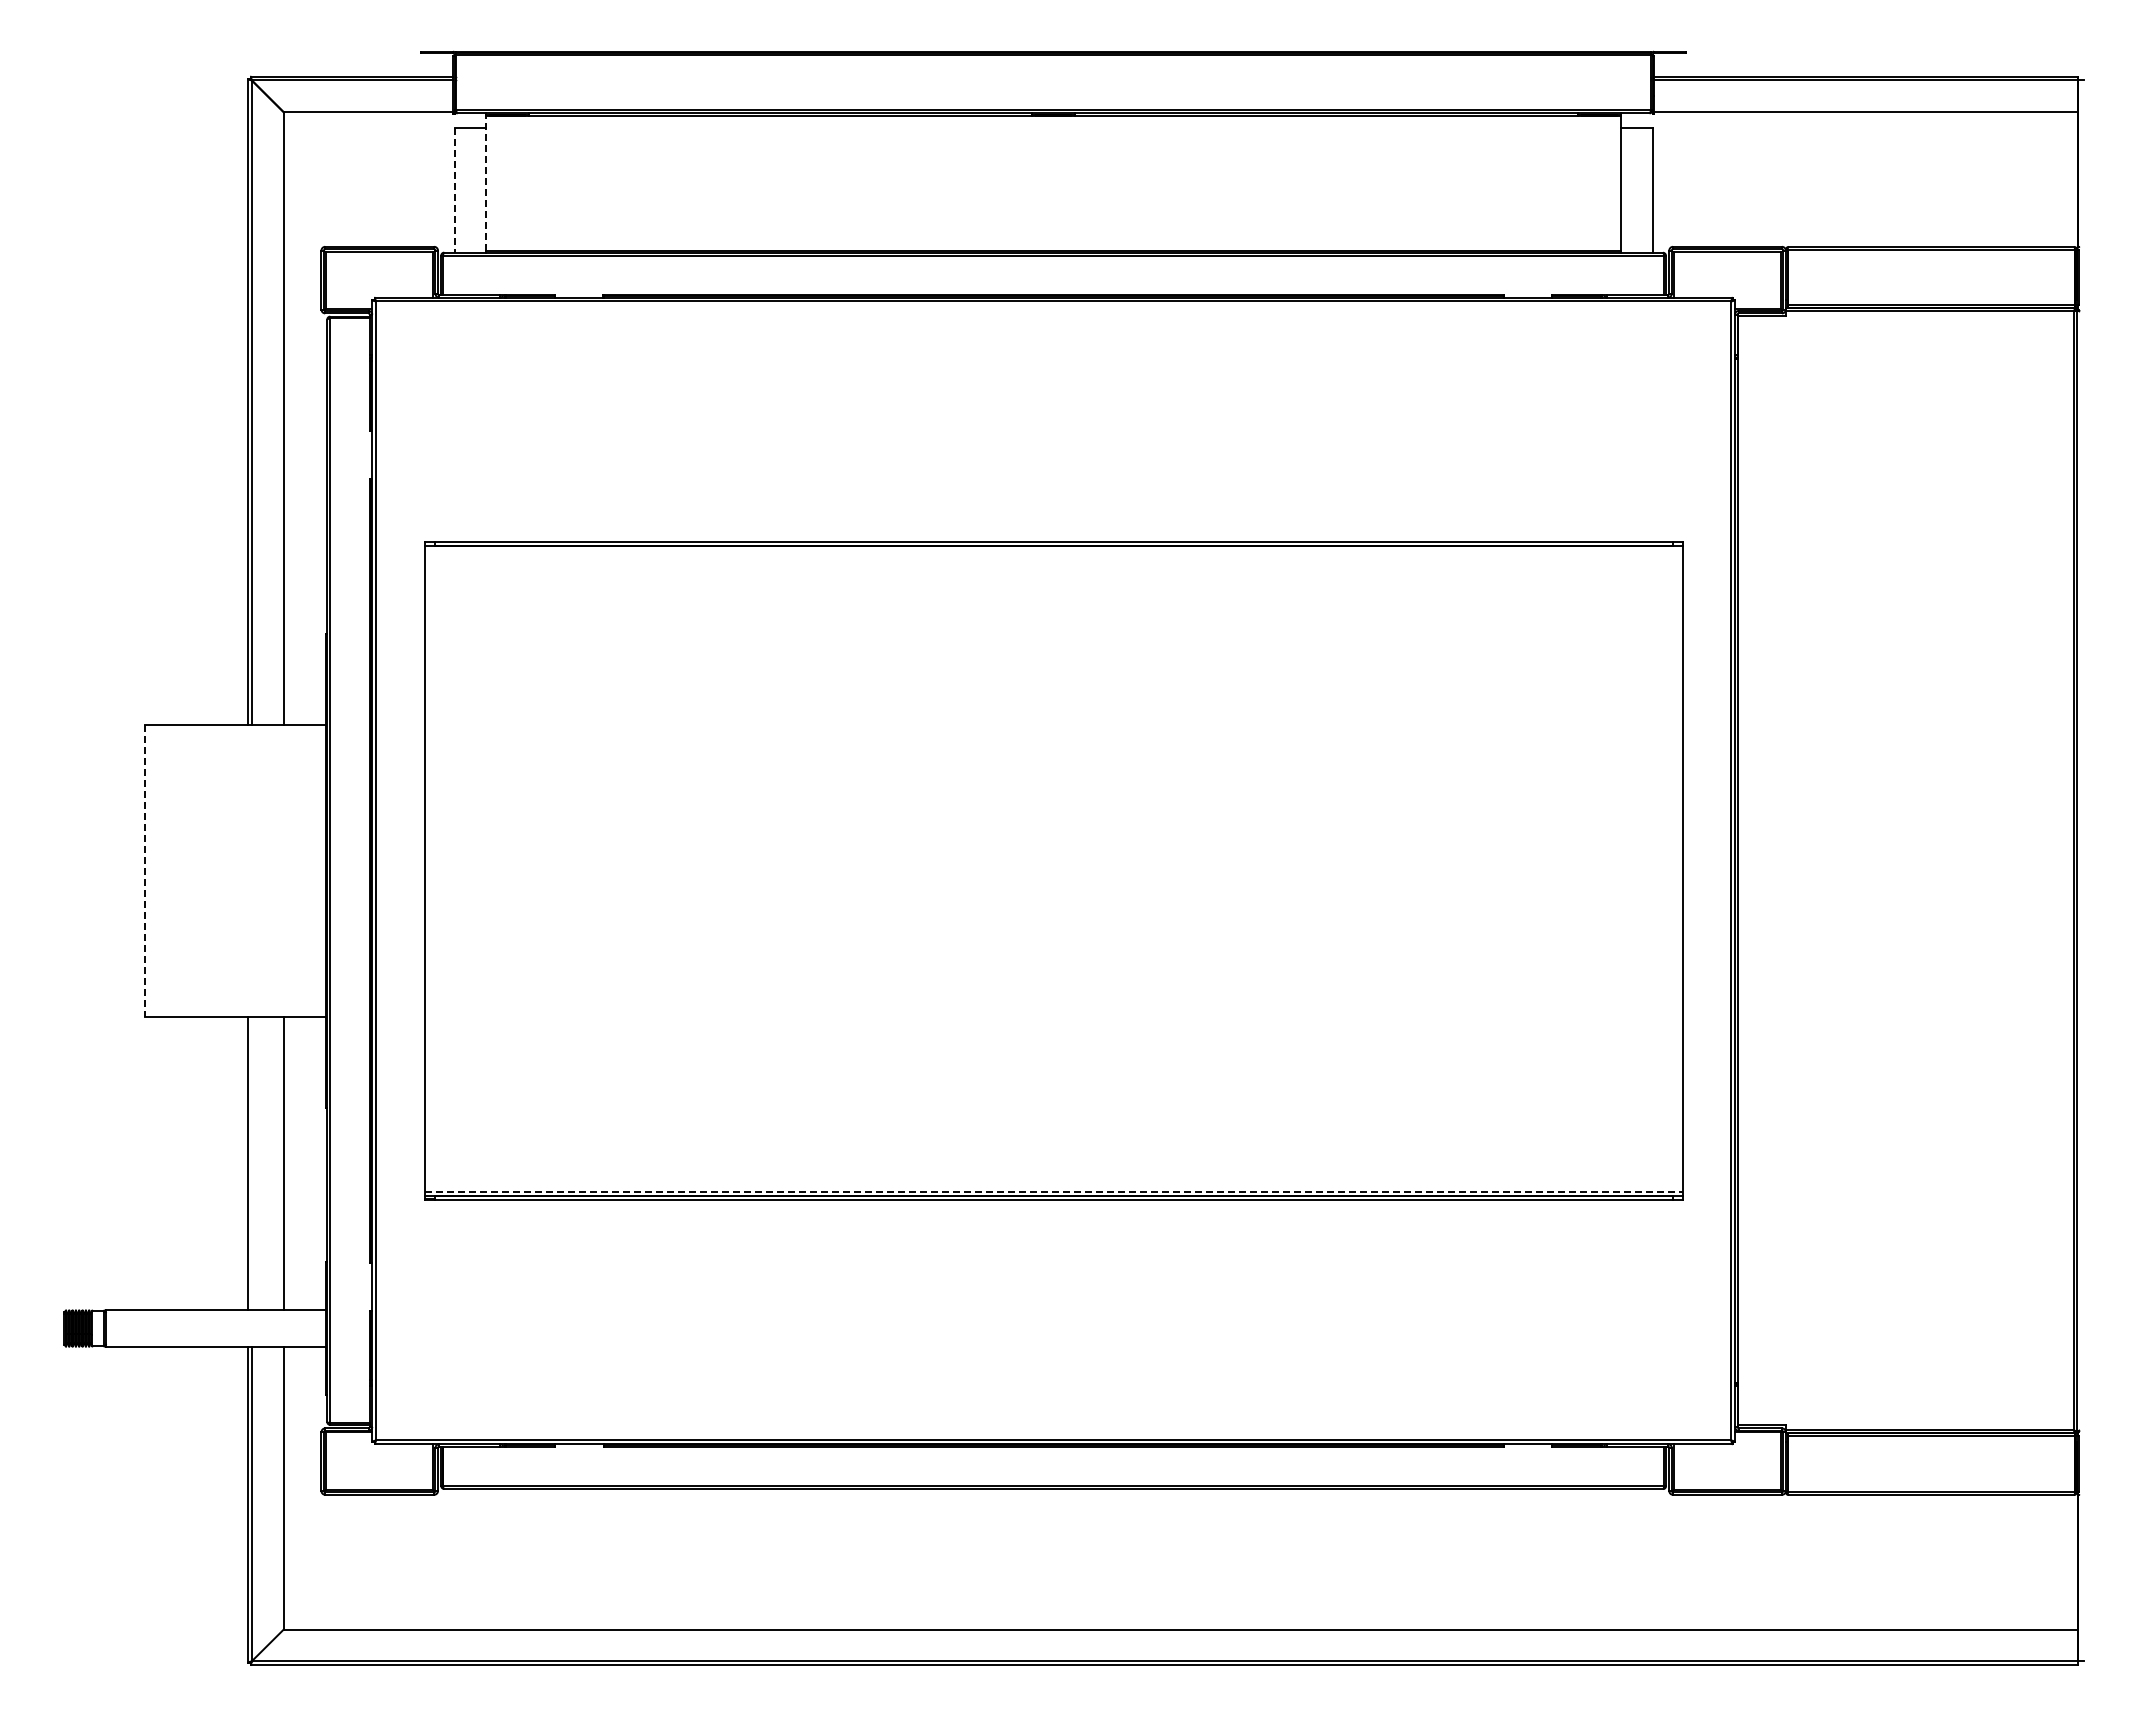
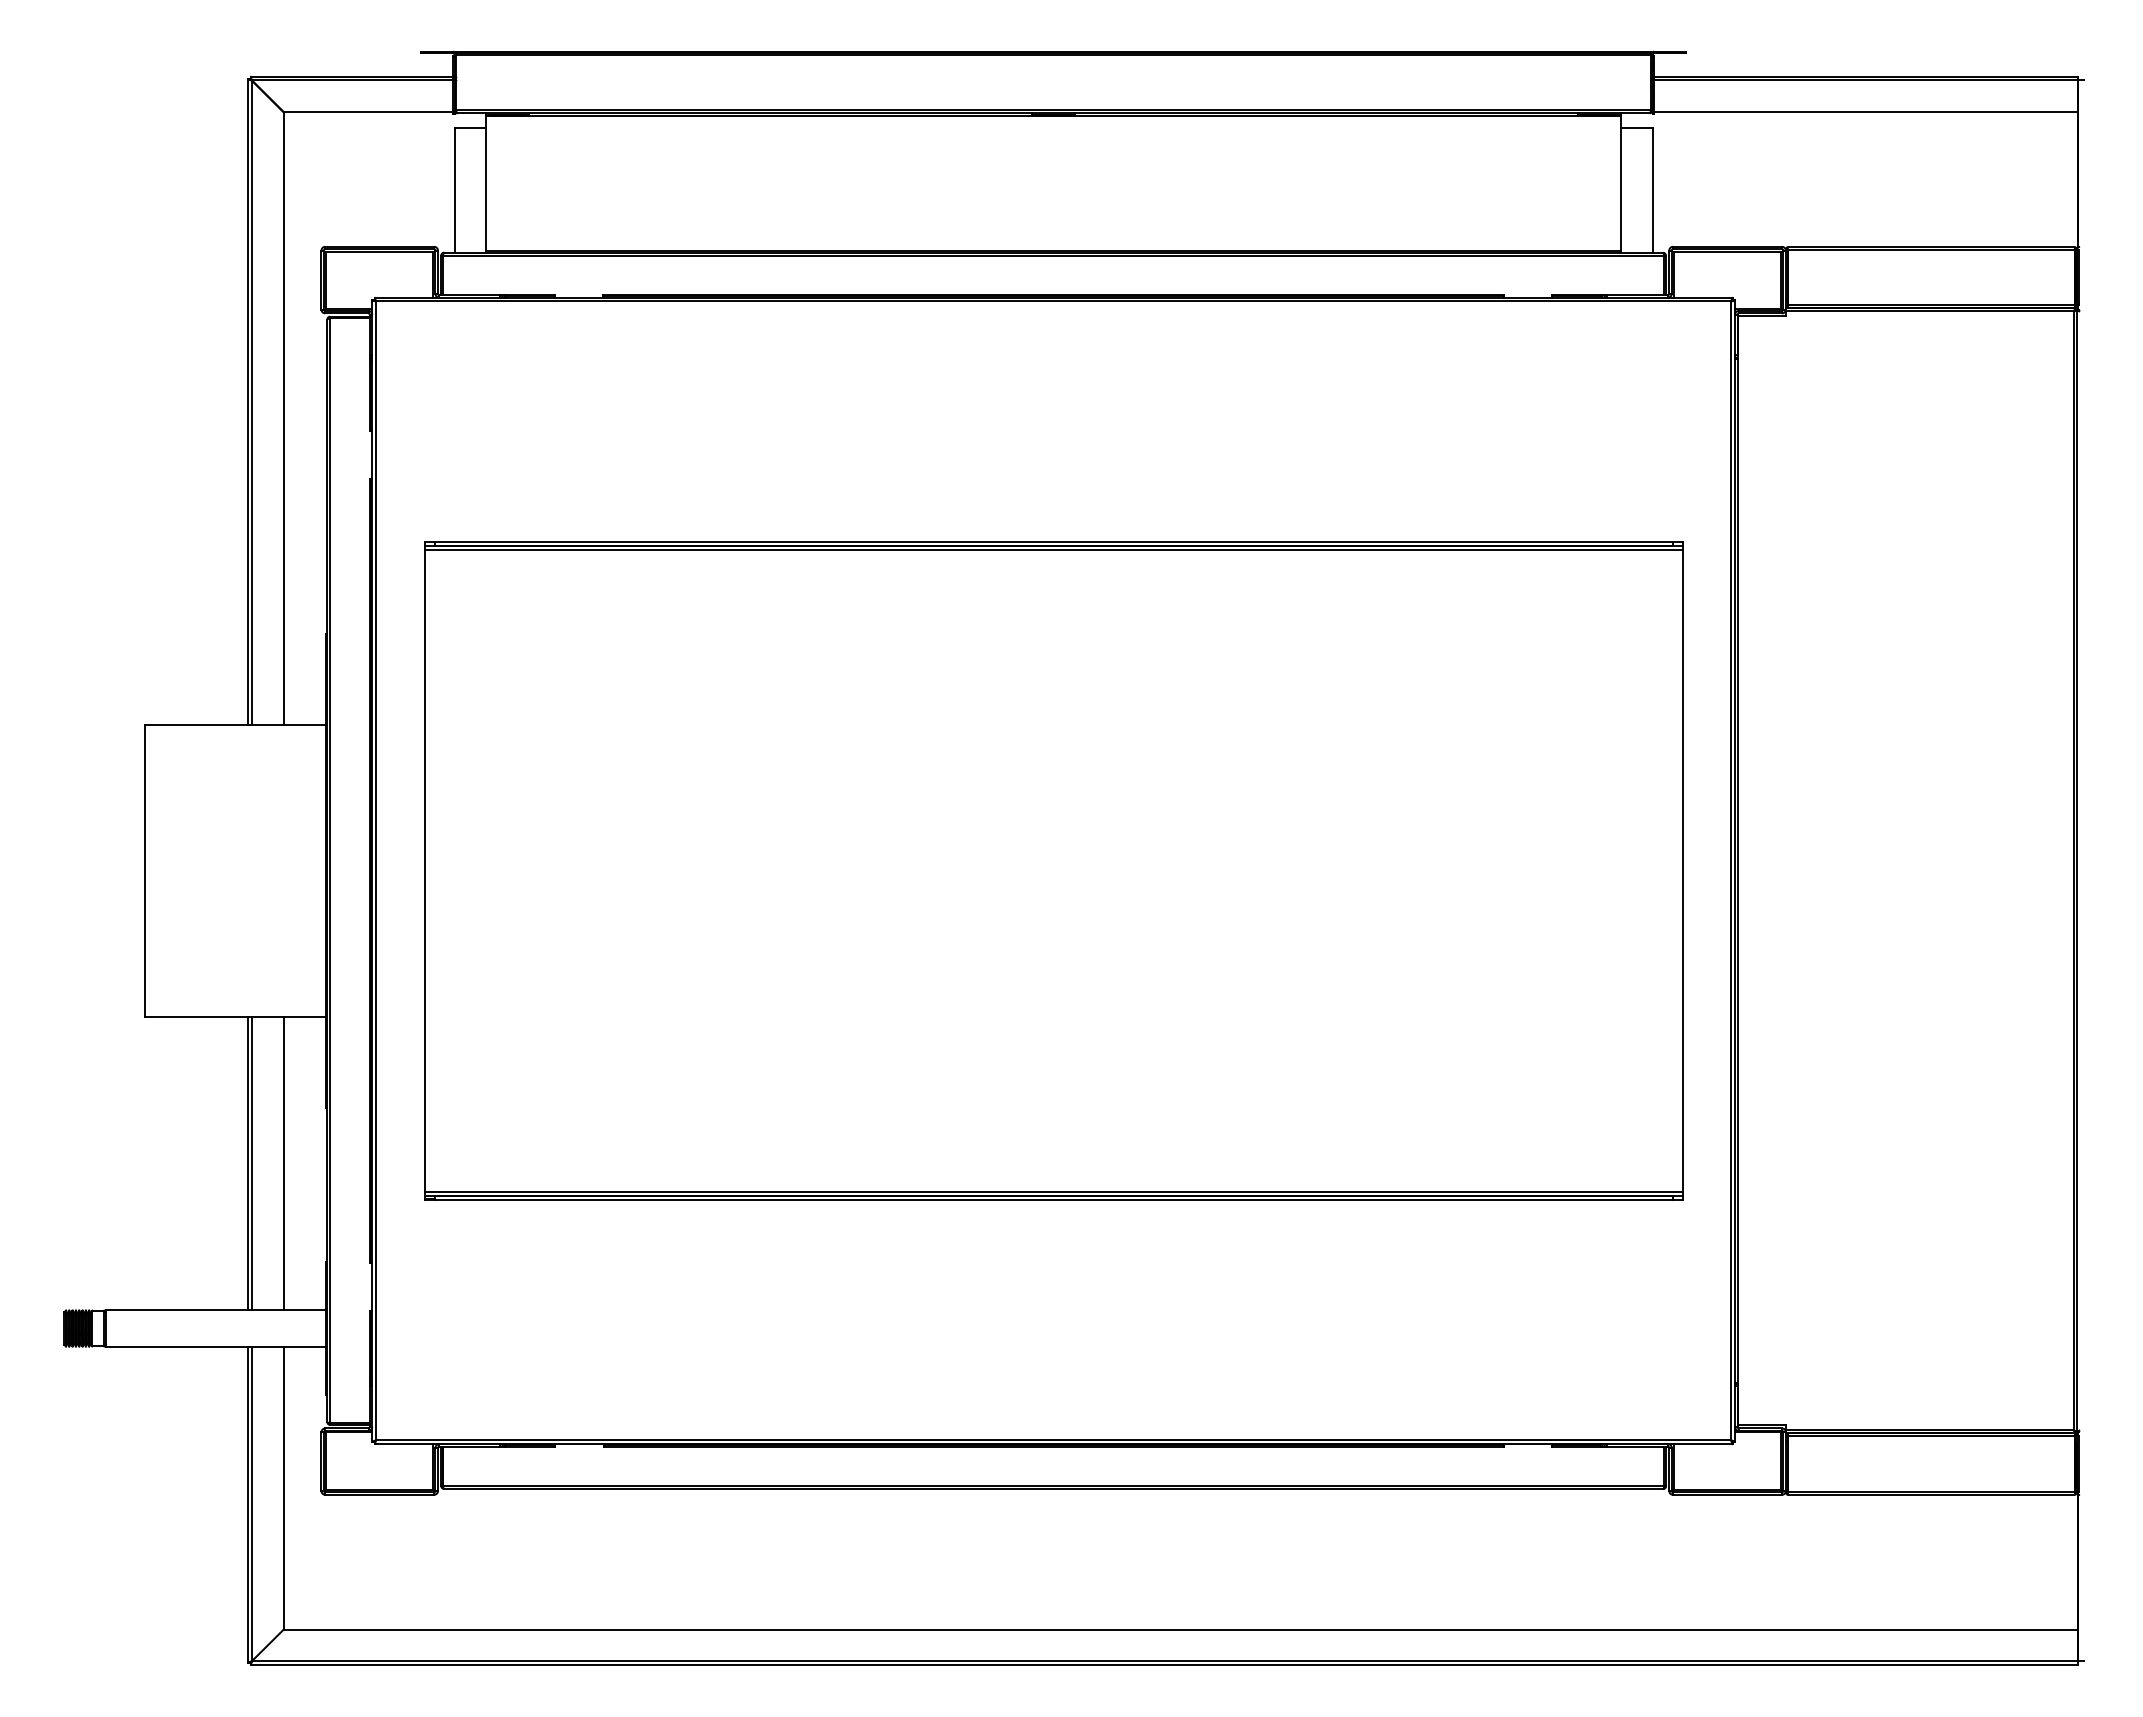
line: dashed -> solid (486, 183)
line: dashed -> solid (454, 190)
line: none -> present (1053, 550)
line: dashed -> solid (145, 870)
line: none -> present (251, 1163)
line: dashed -> solid (1054, 1191)
